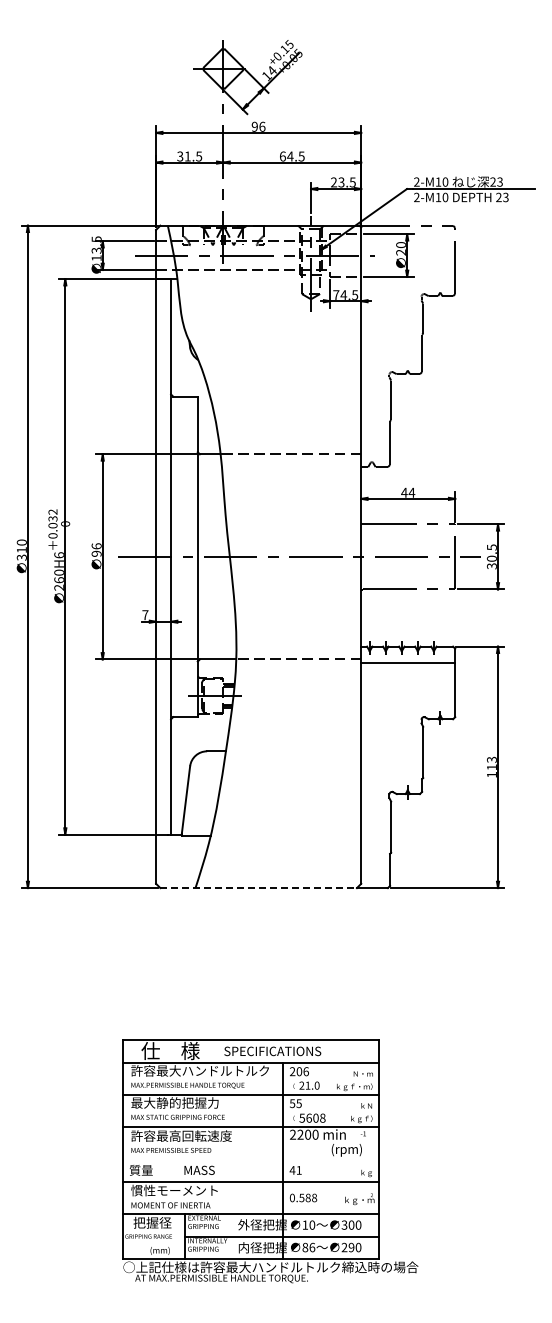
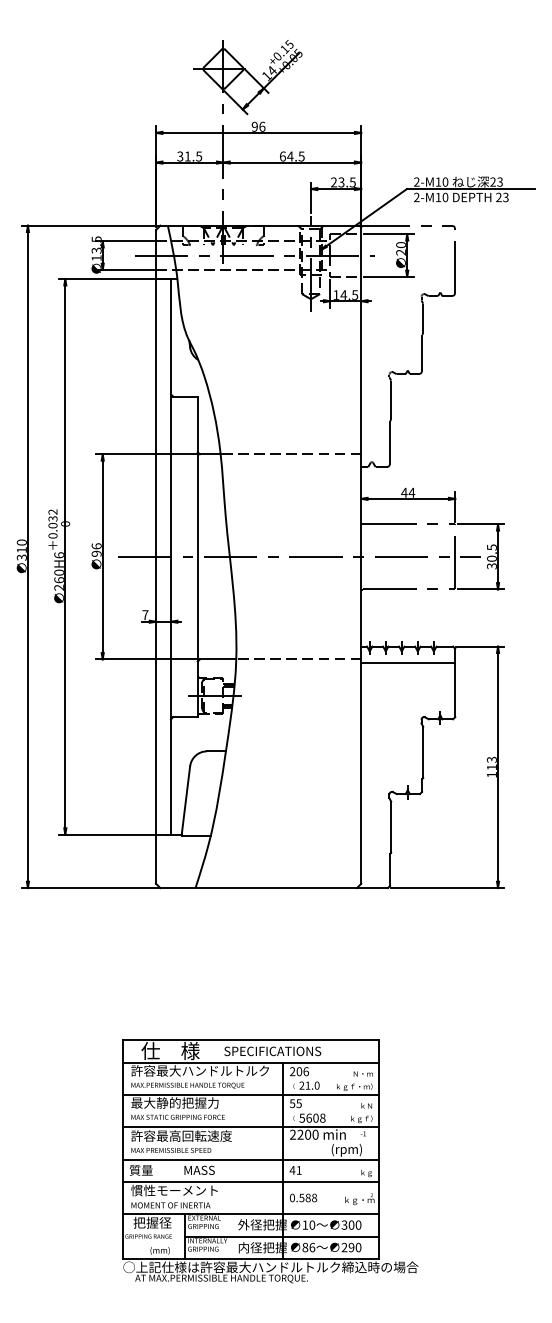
text: 74.5 -> 14.5 (336, 294)
line: dashed -> solid (259, 888)
line: none -> present (250, 1159)
